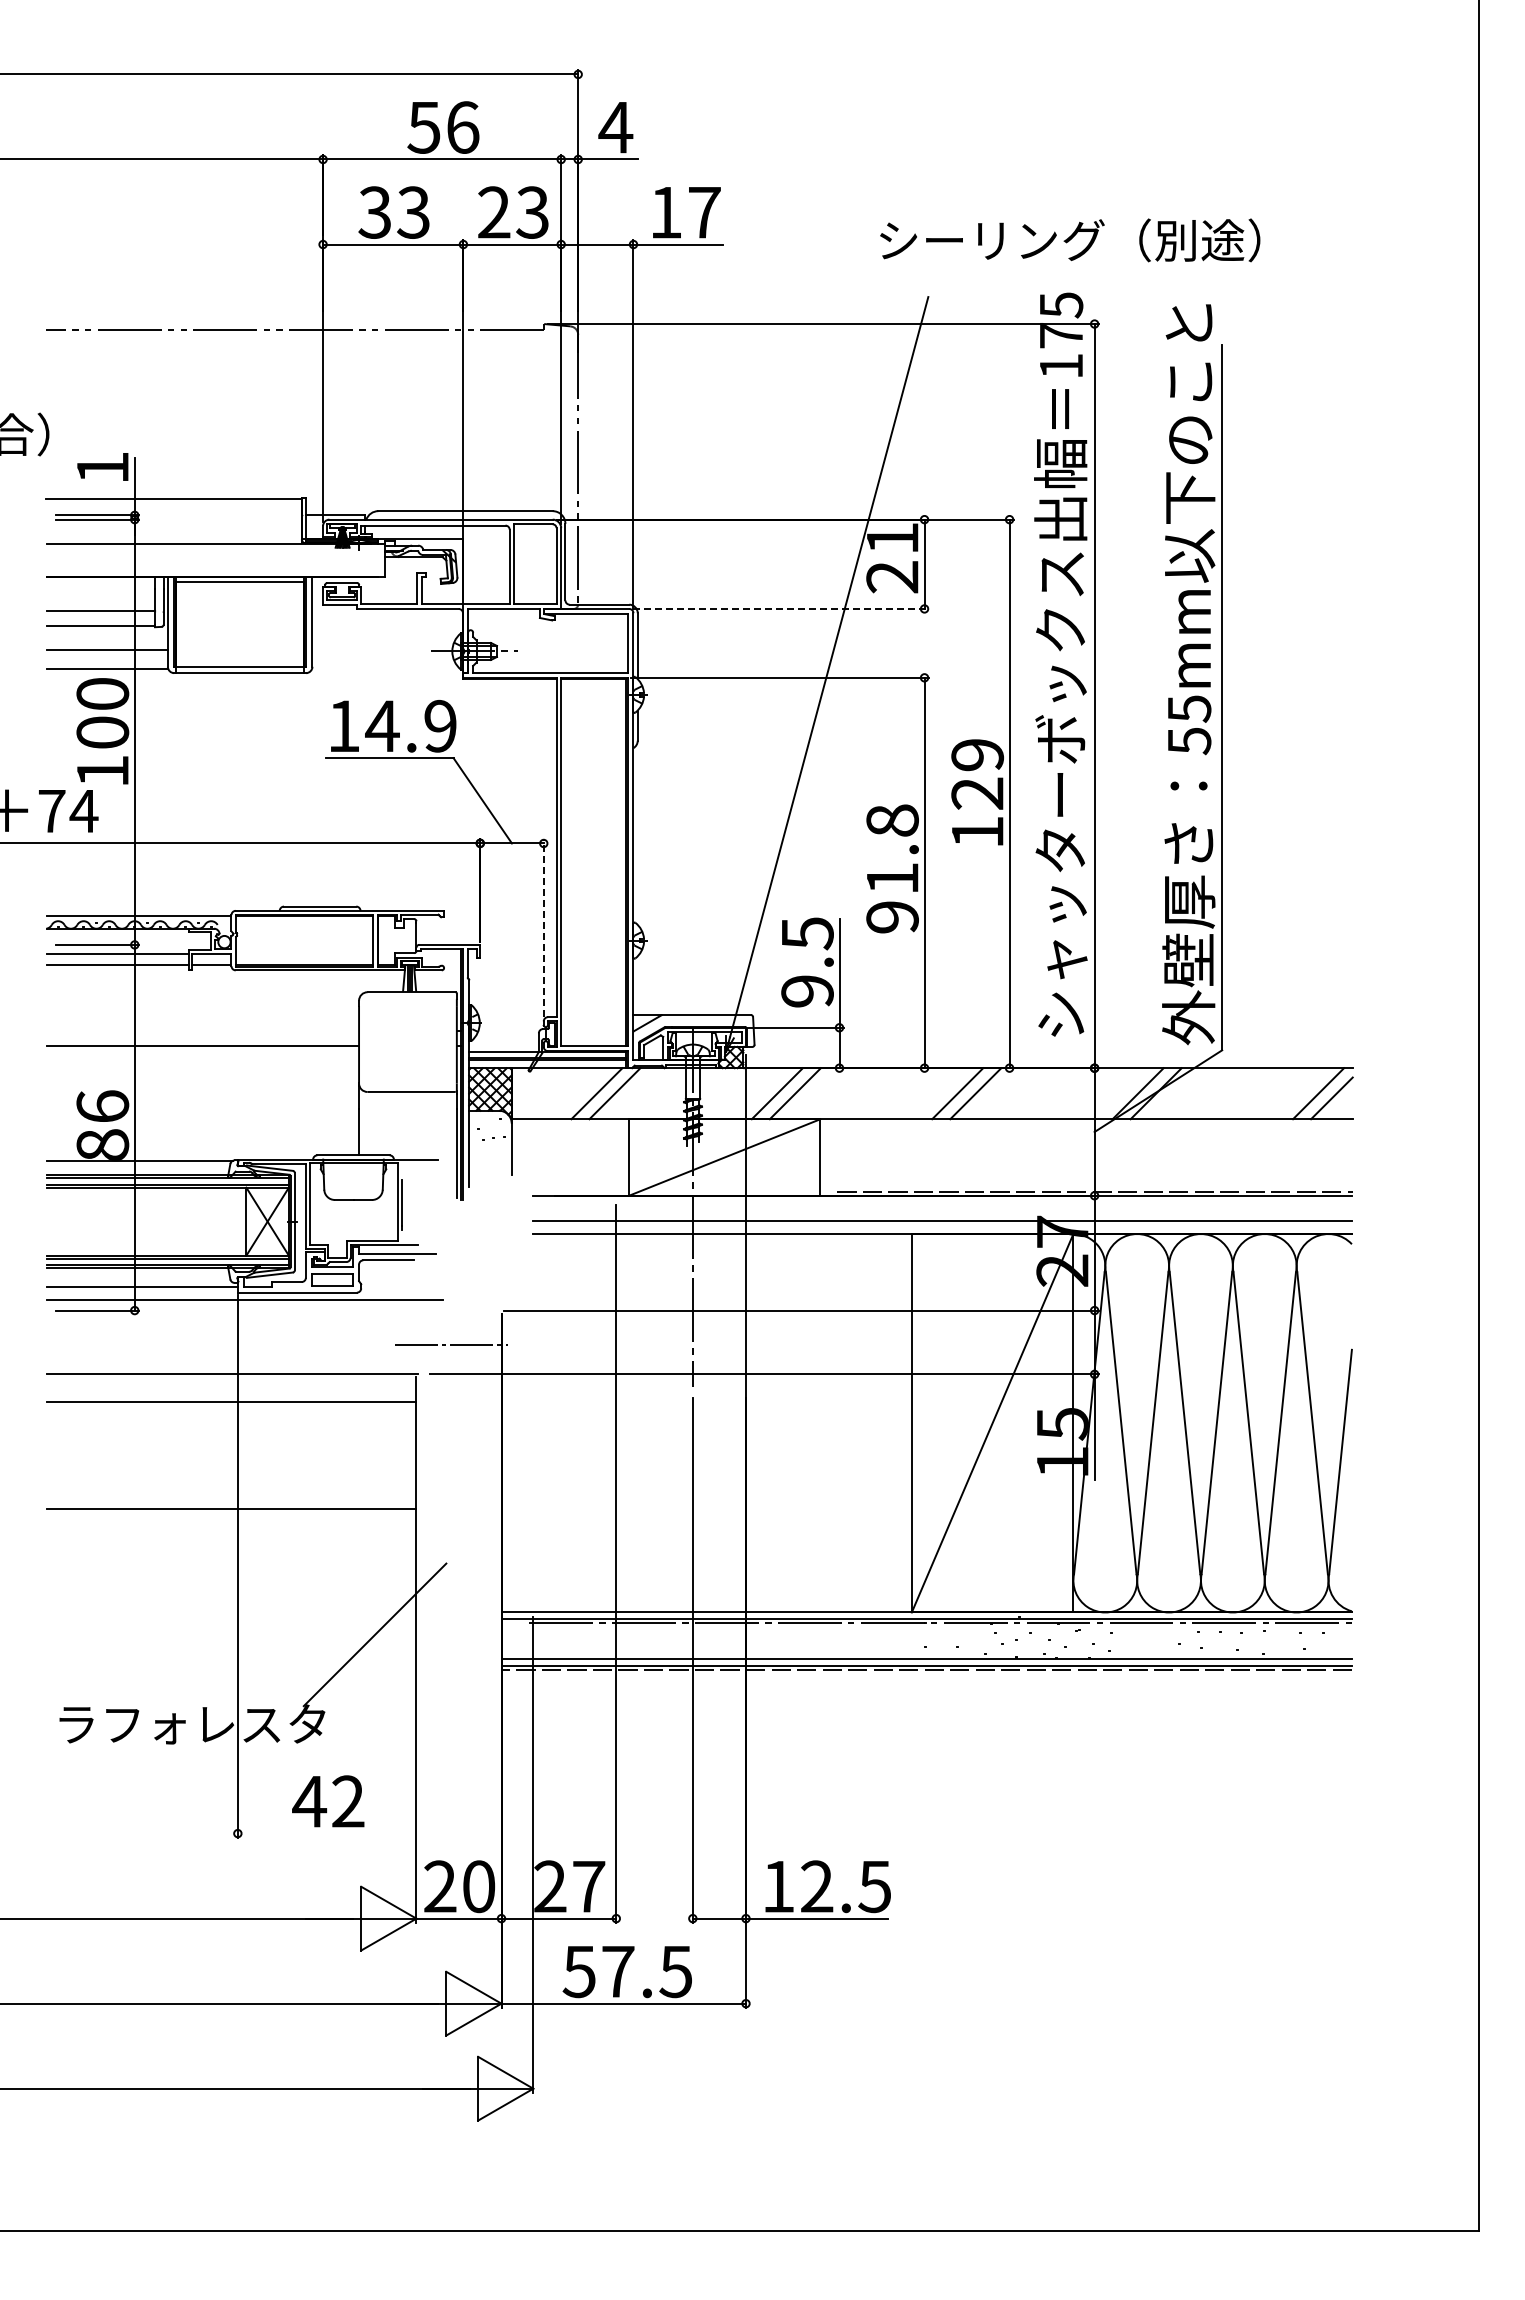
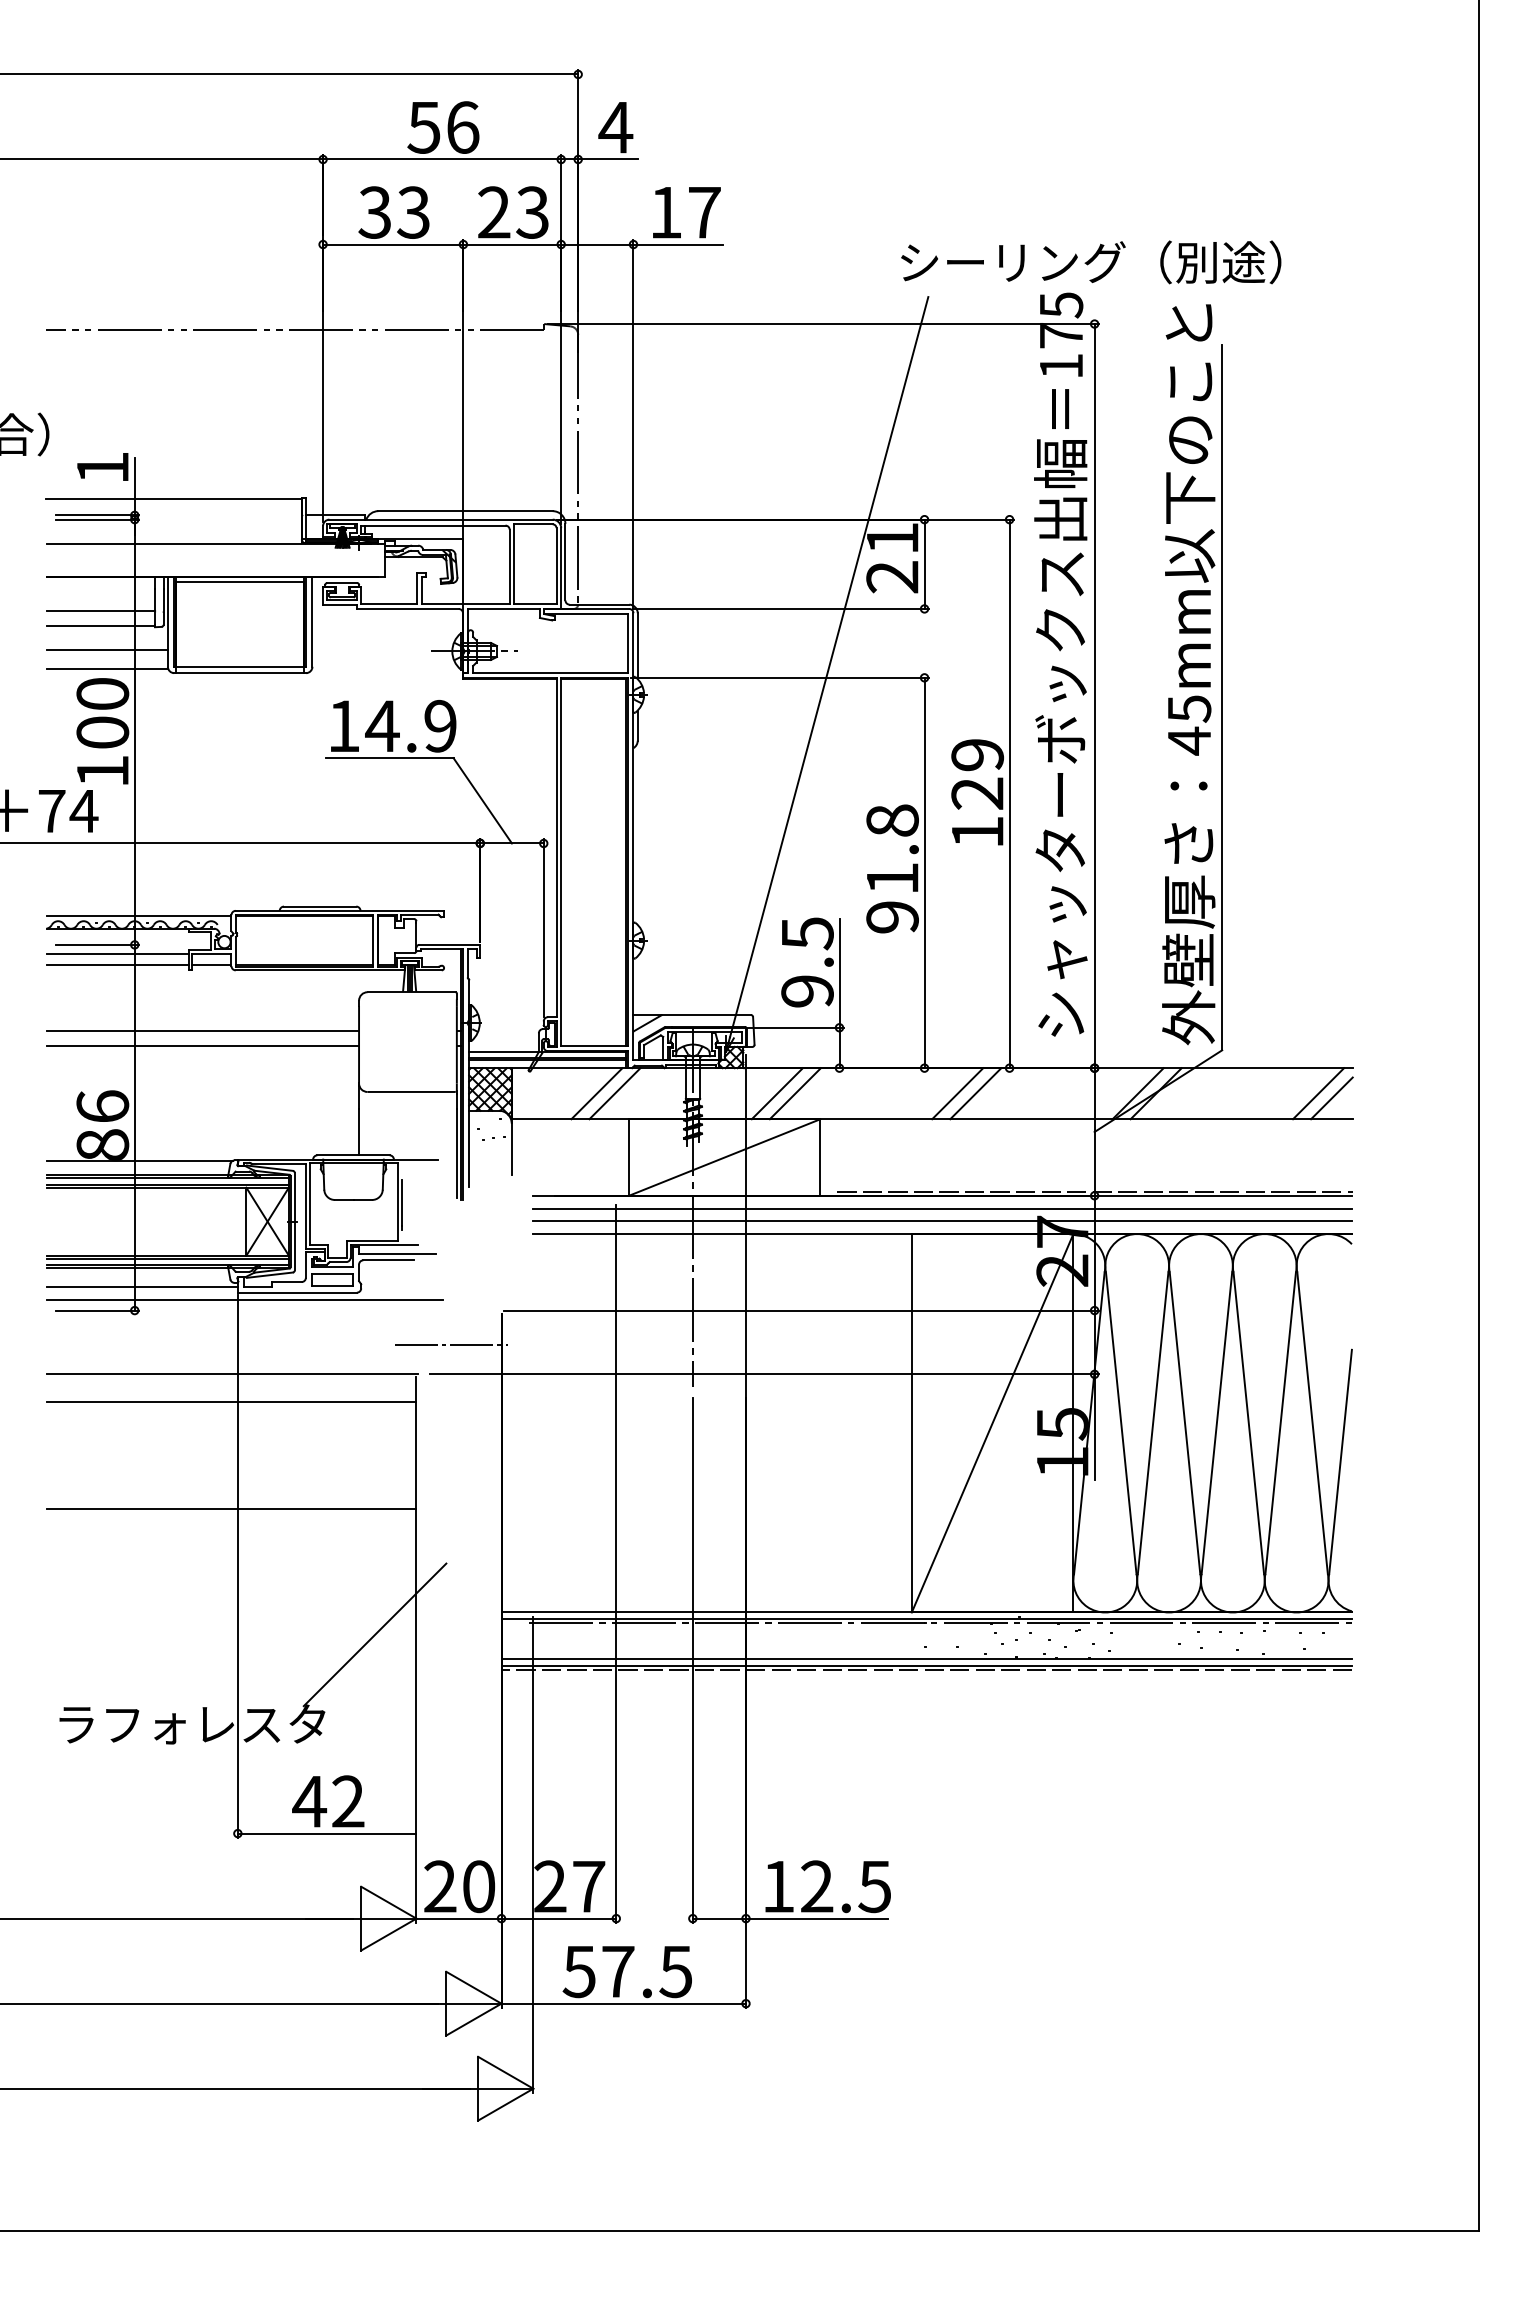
text position: (1070, 240) -> (1091, 262) (1091, 262)
line: dashed -> solid (781, 608)
text: 55mm -> 45mm (1189, 740)
line: dashed -> solid (543, 927)
line: none -> present (202, 1031)
line: none -> present (942, 1208)
line: none -> present (326, 1833)
